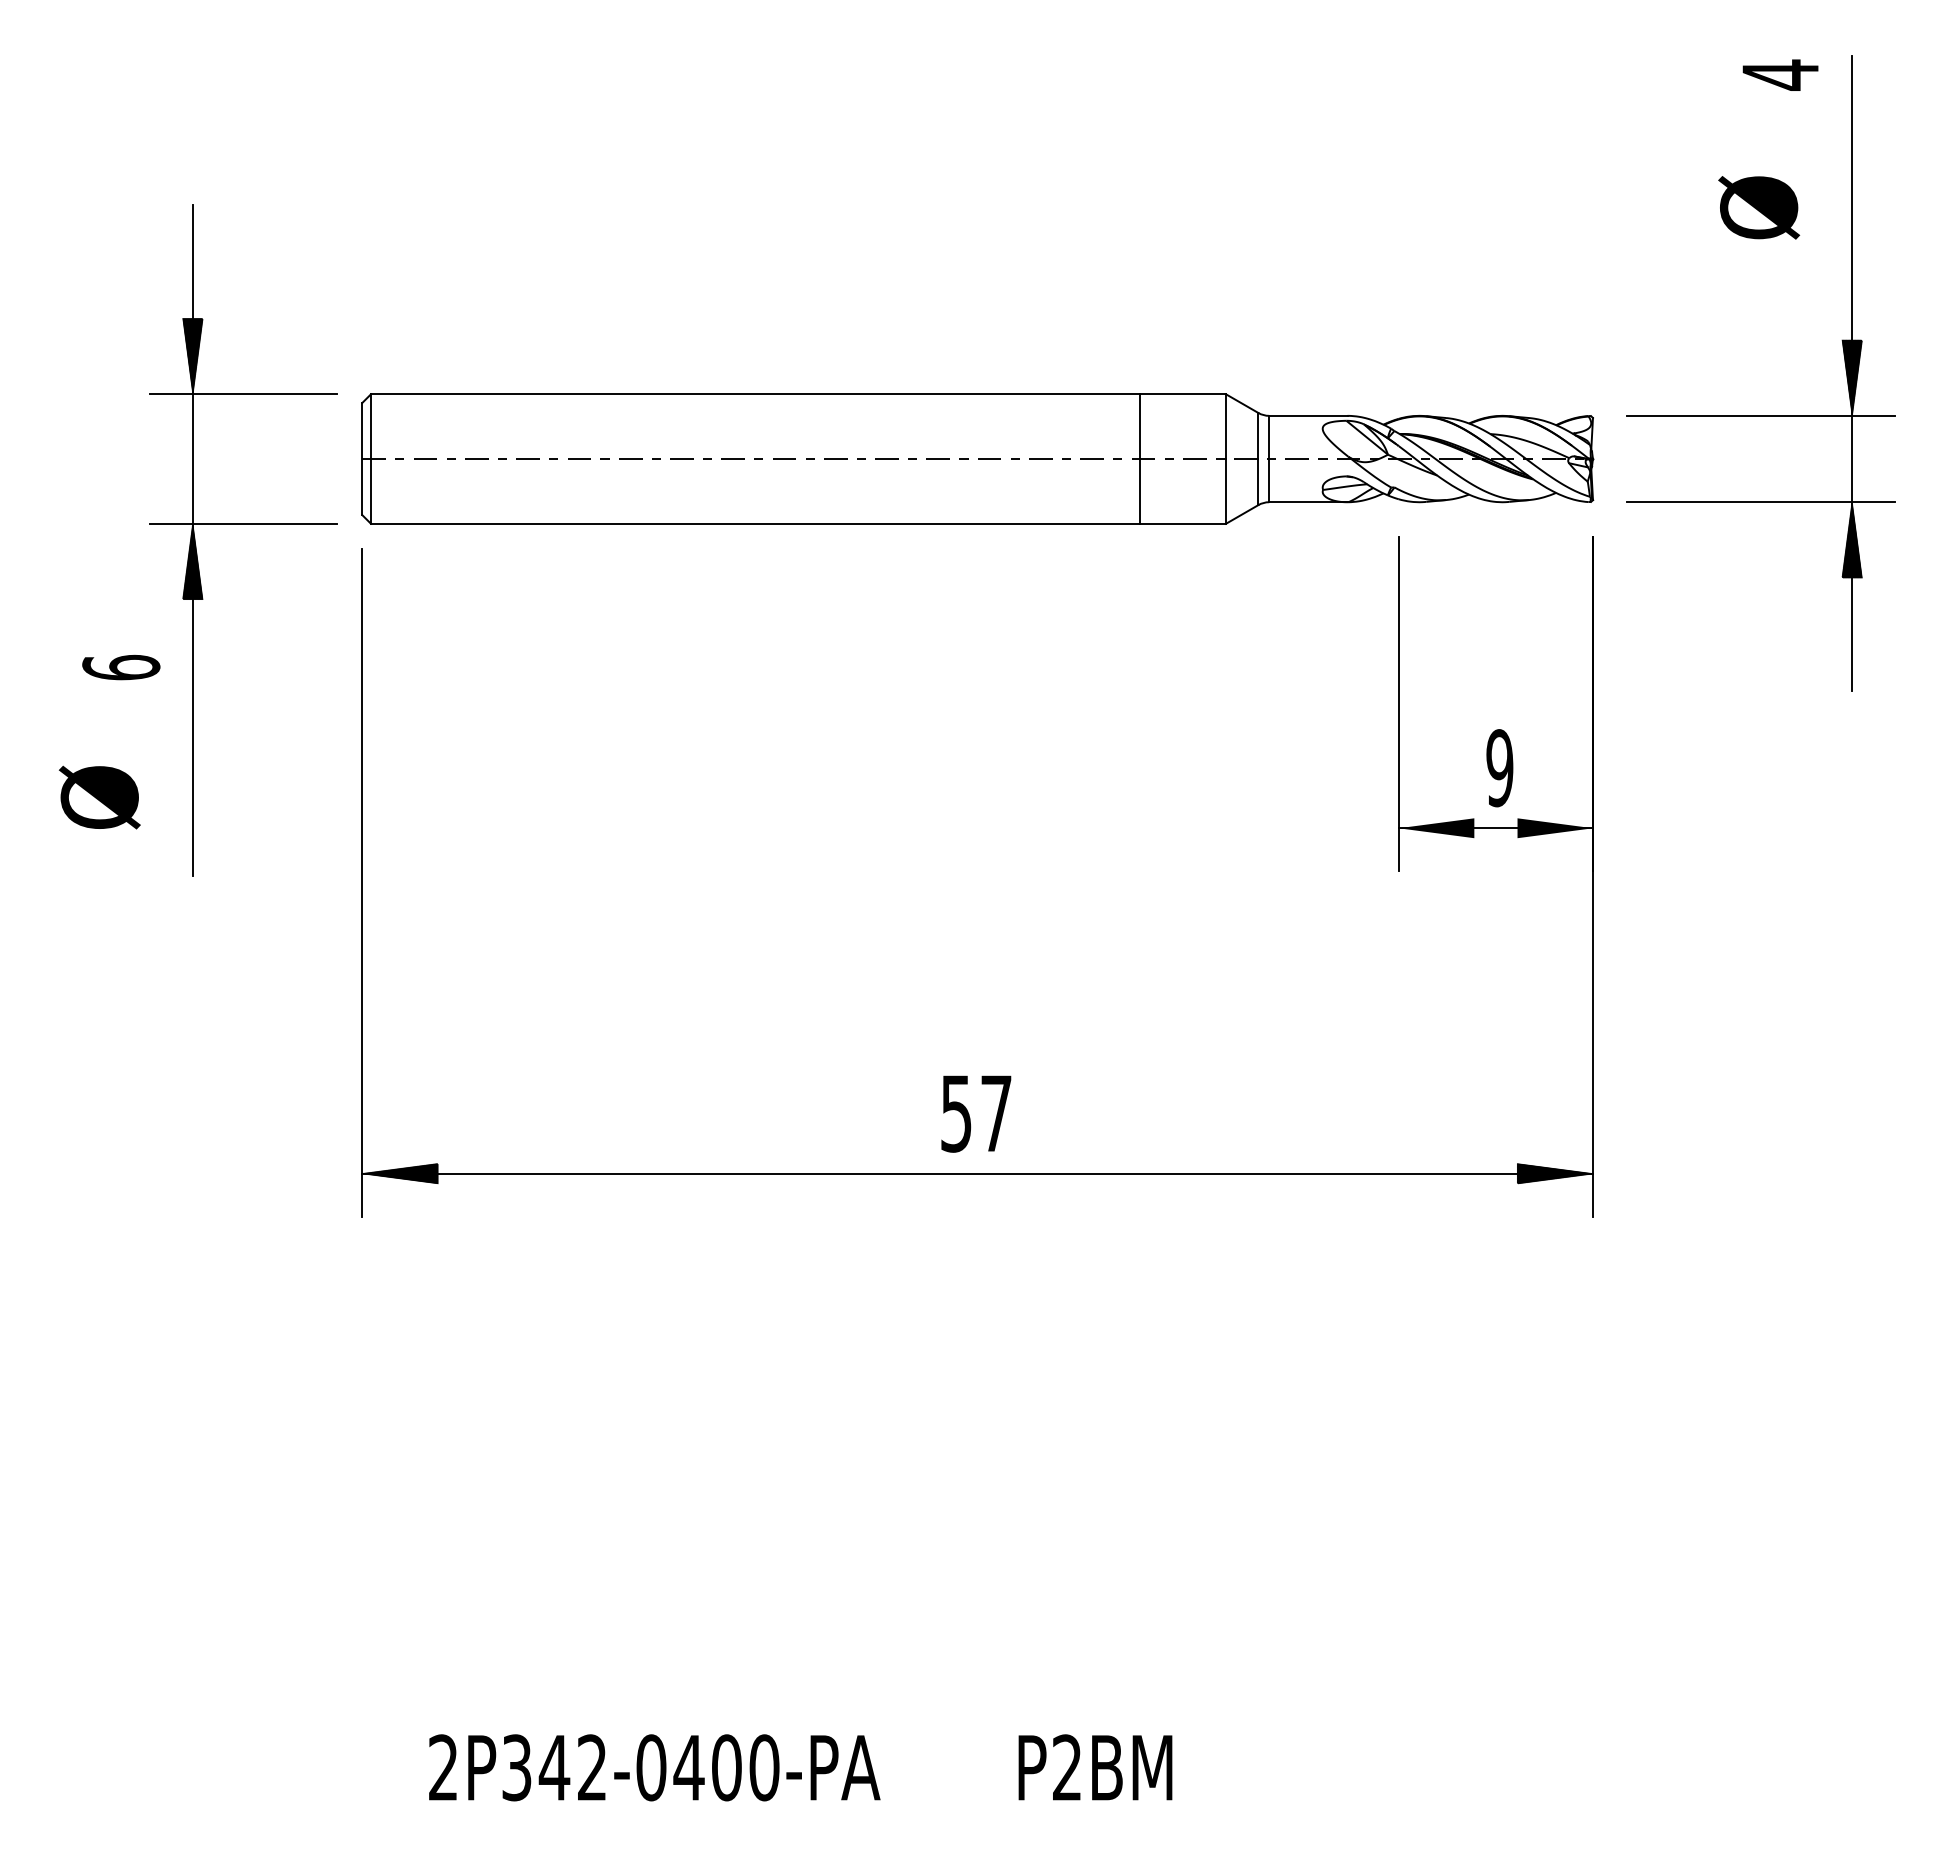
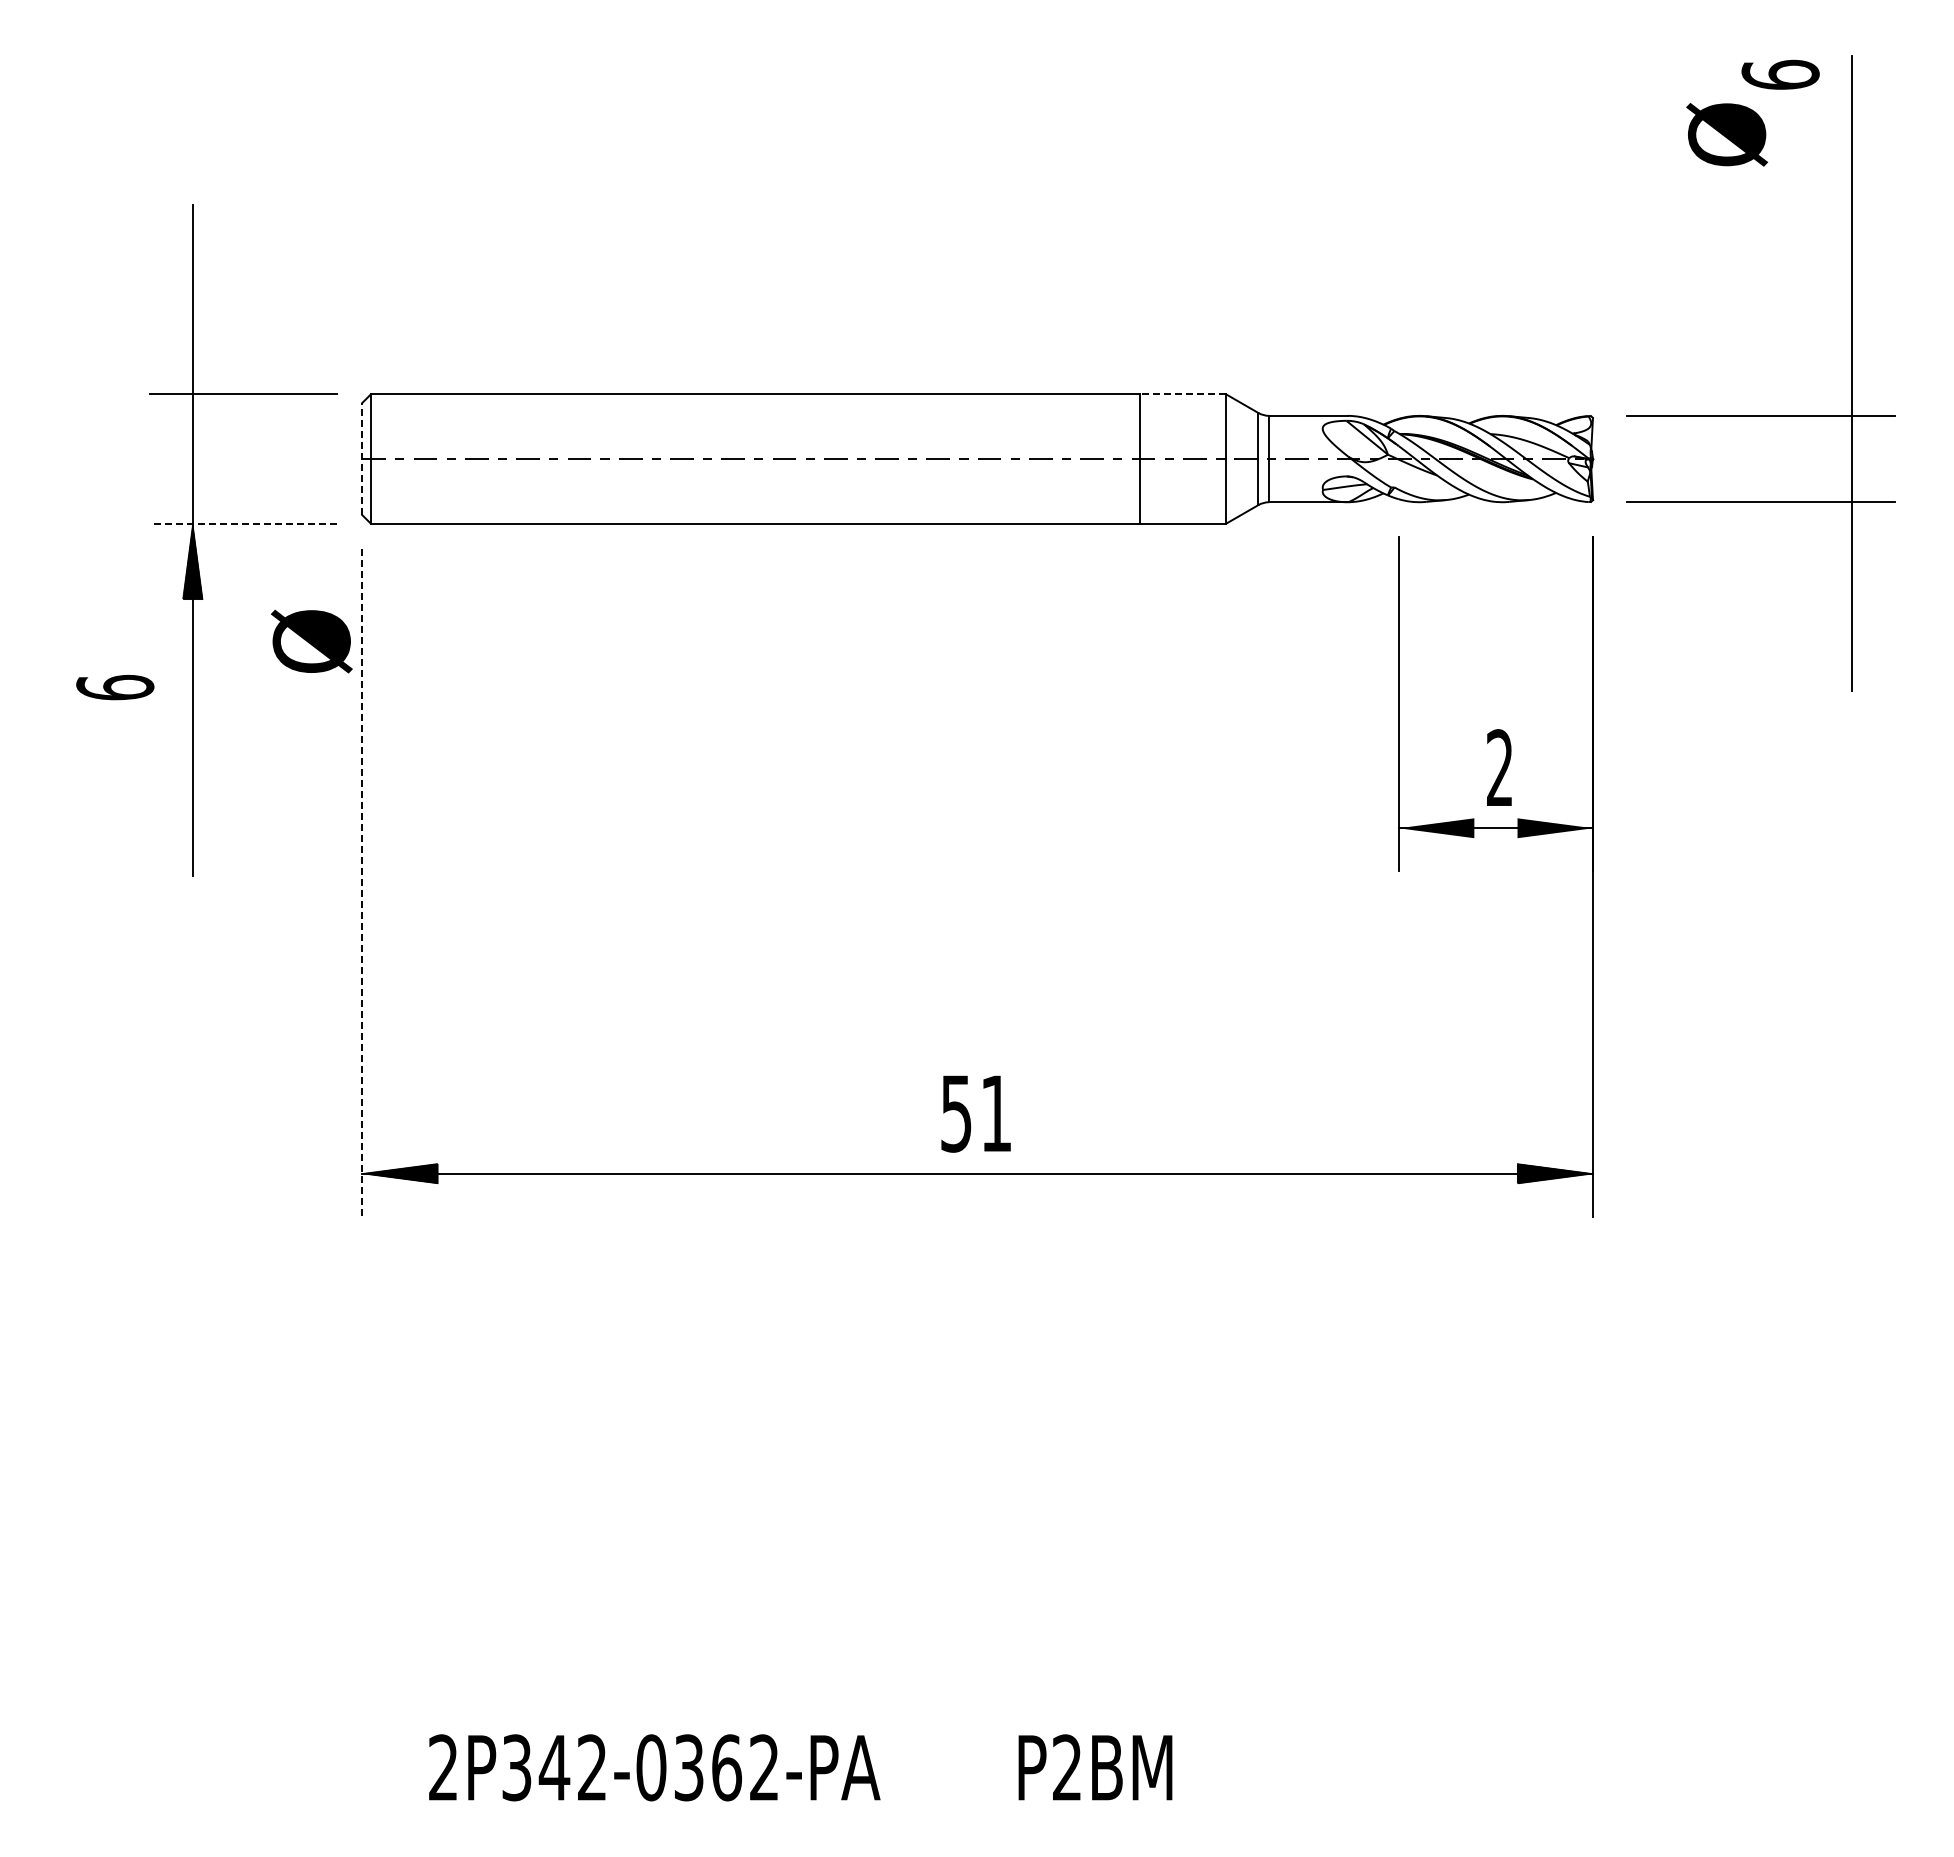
text: 4 -> 6 (1780, 74)
text position: (1759, 207) -> (1727, 134) (1727, 134)
hatch: present -> none (192, 356)
hatch: present -> none (1852, 377)
line: solid -> dashed (1182, 394)
line: solid -> dashed (362, 458)
line: solid -> dashed (243, 523)
hatch: present -> none (1852, 539)
text position: (121, 667) -> (115, 687) (115, 687)
text: 9 -> 2 (1499, 768)
text position: (99, 797) -> (311, 641) (311, 641)
line: solid -> dashed (362, 883)
text: 57 -> 51 (996, 1113)
text: 2P342-0400-PA -> 2P342-0362-PA (726, 1767)
